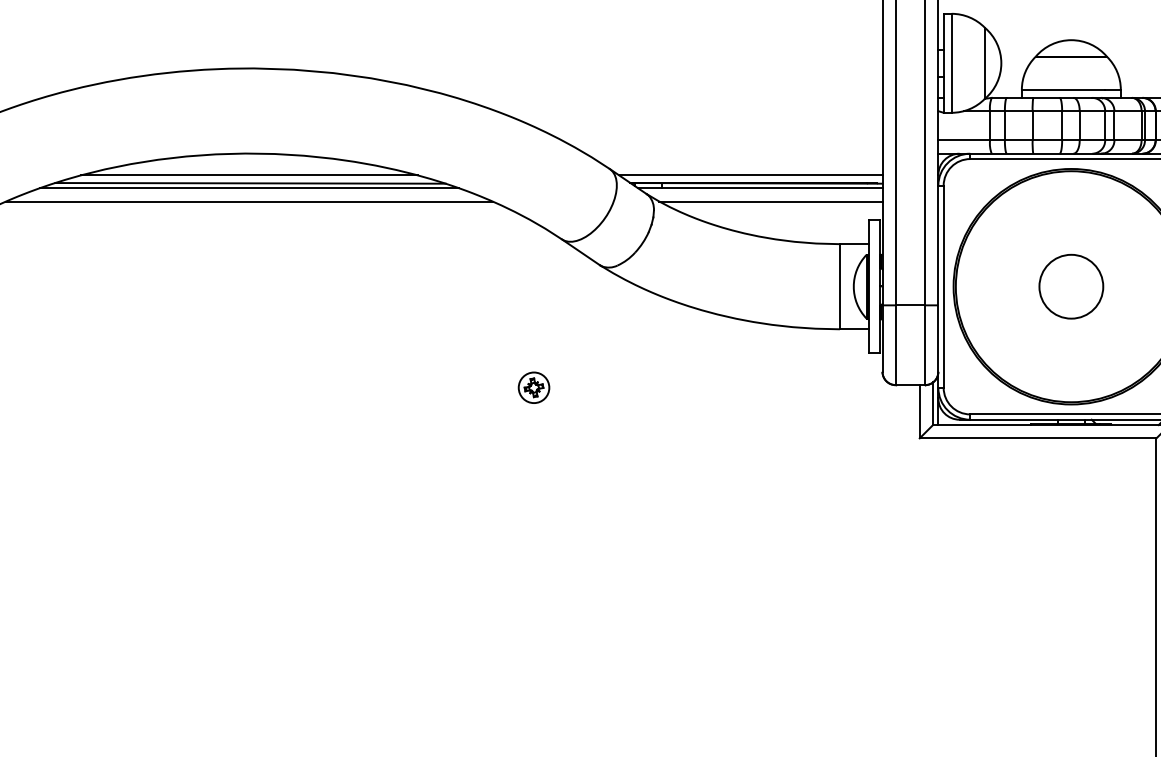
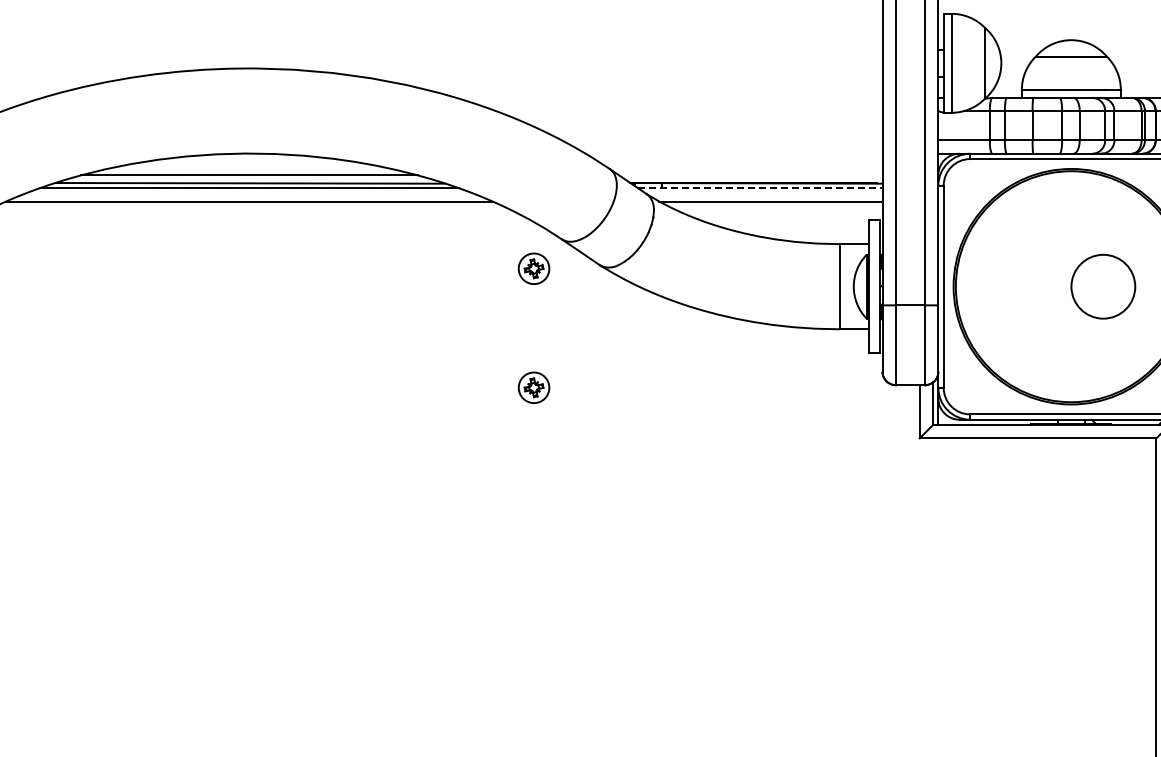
line: present -> none (750, 175)
line: solid -> dashed (760, 188)
part: none -> present (533, 268)
circle position: (1071, 286) -> (1103, 286) (1103, 286)
